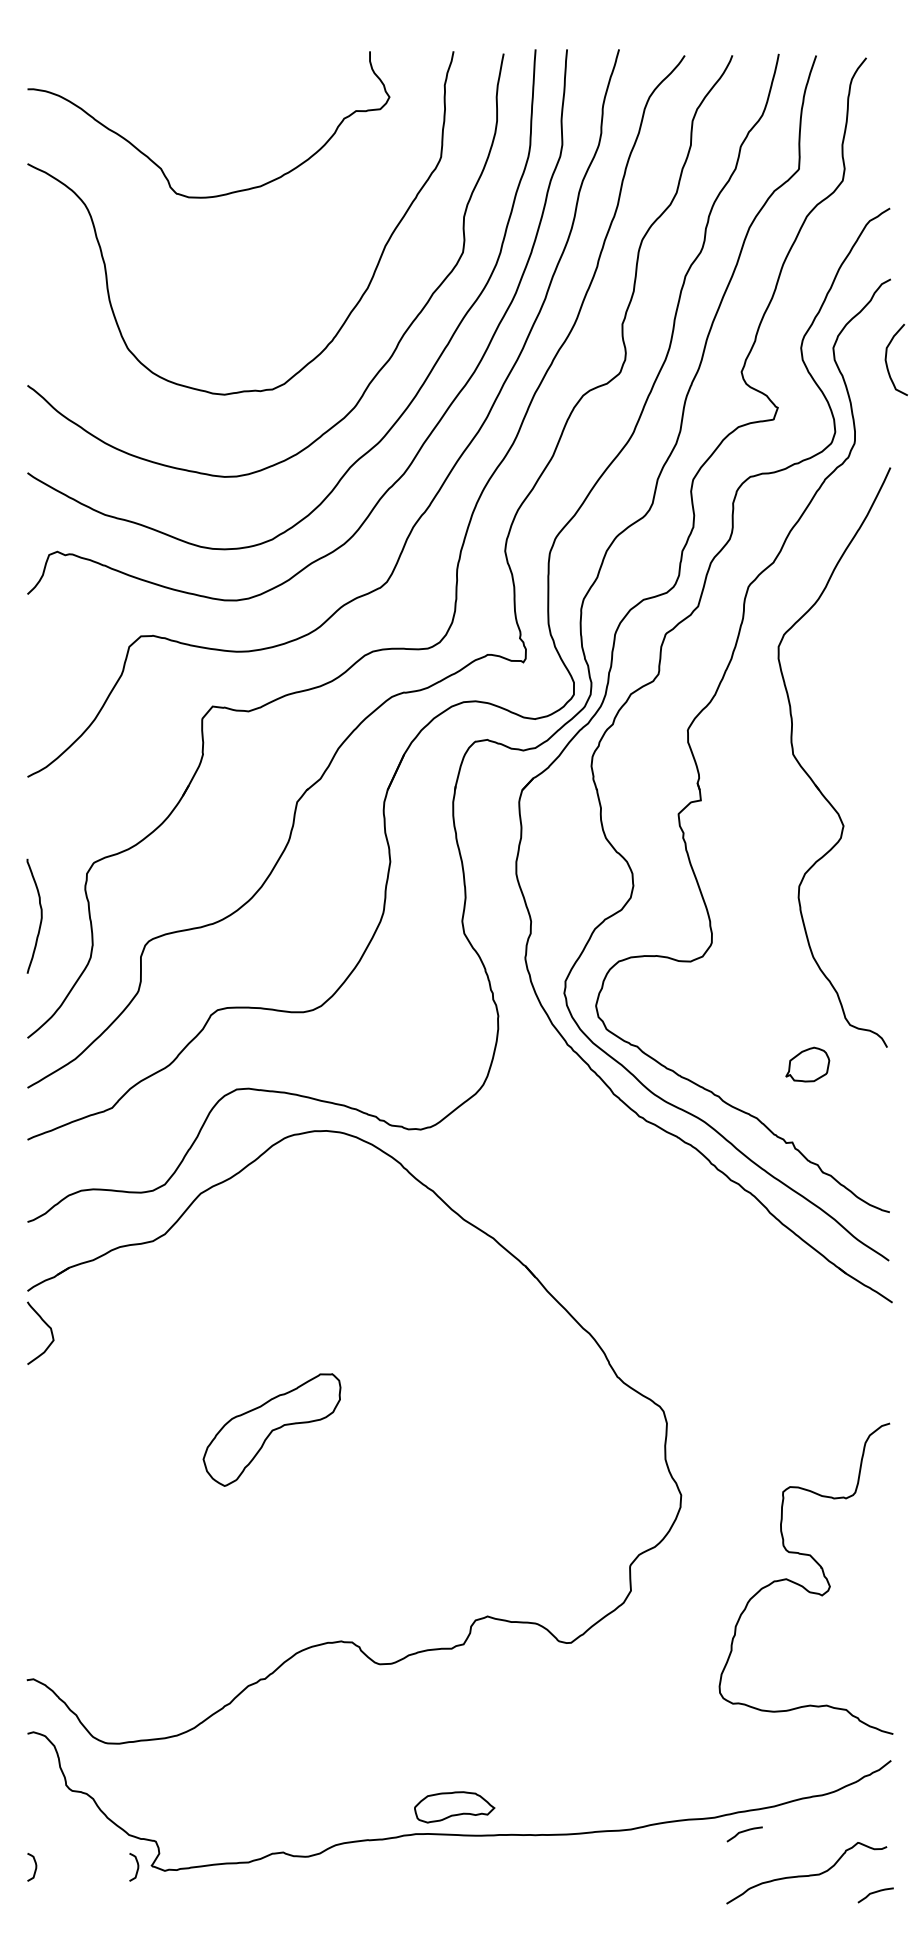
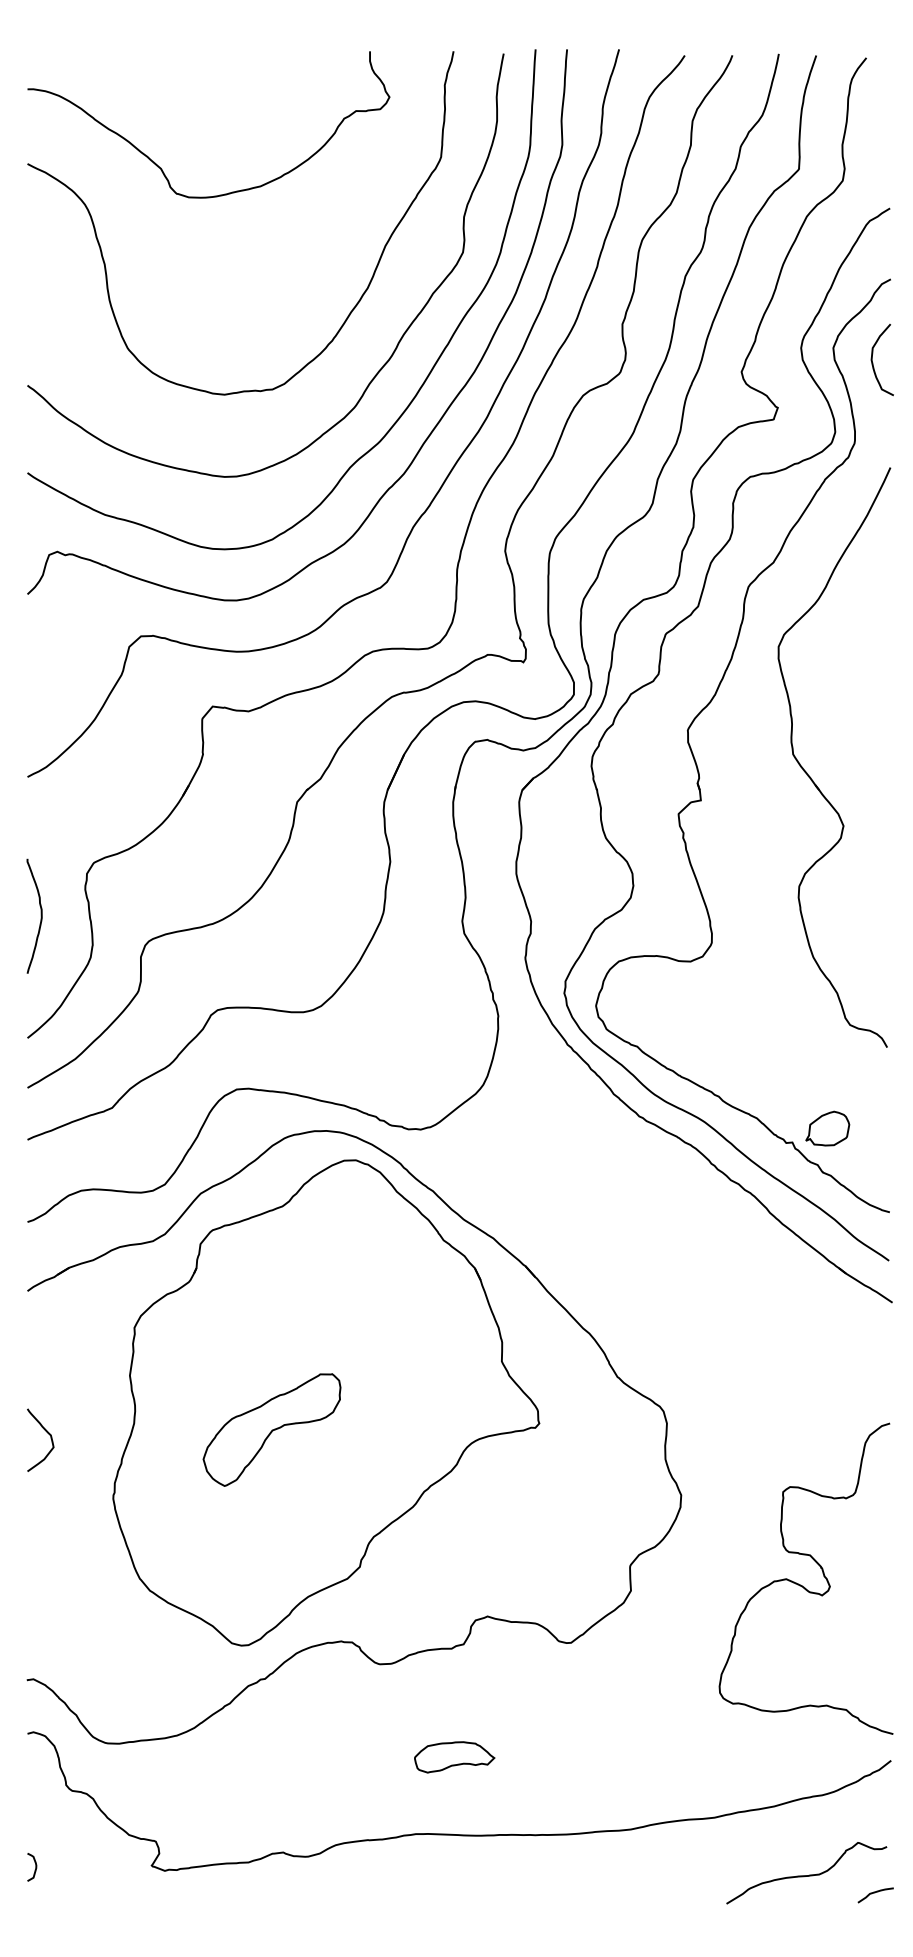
curve position: (887, 362) -> (873, 362) (873, 362)
part position: (807, 1064) -> (827, 1128) (827, 1128)
curve position: (46, 1325) -> (46, 1432) (46, 1432)
part: none -> present (326, 1402)
part position: (454, 1807) -> (454, 1757) (454, 1757)
curve: present -> none (744, 1832)
curve: present -> none (137, 1867)
